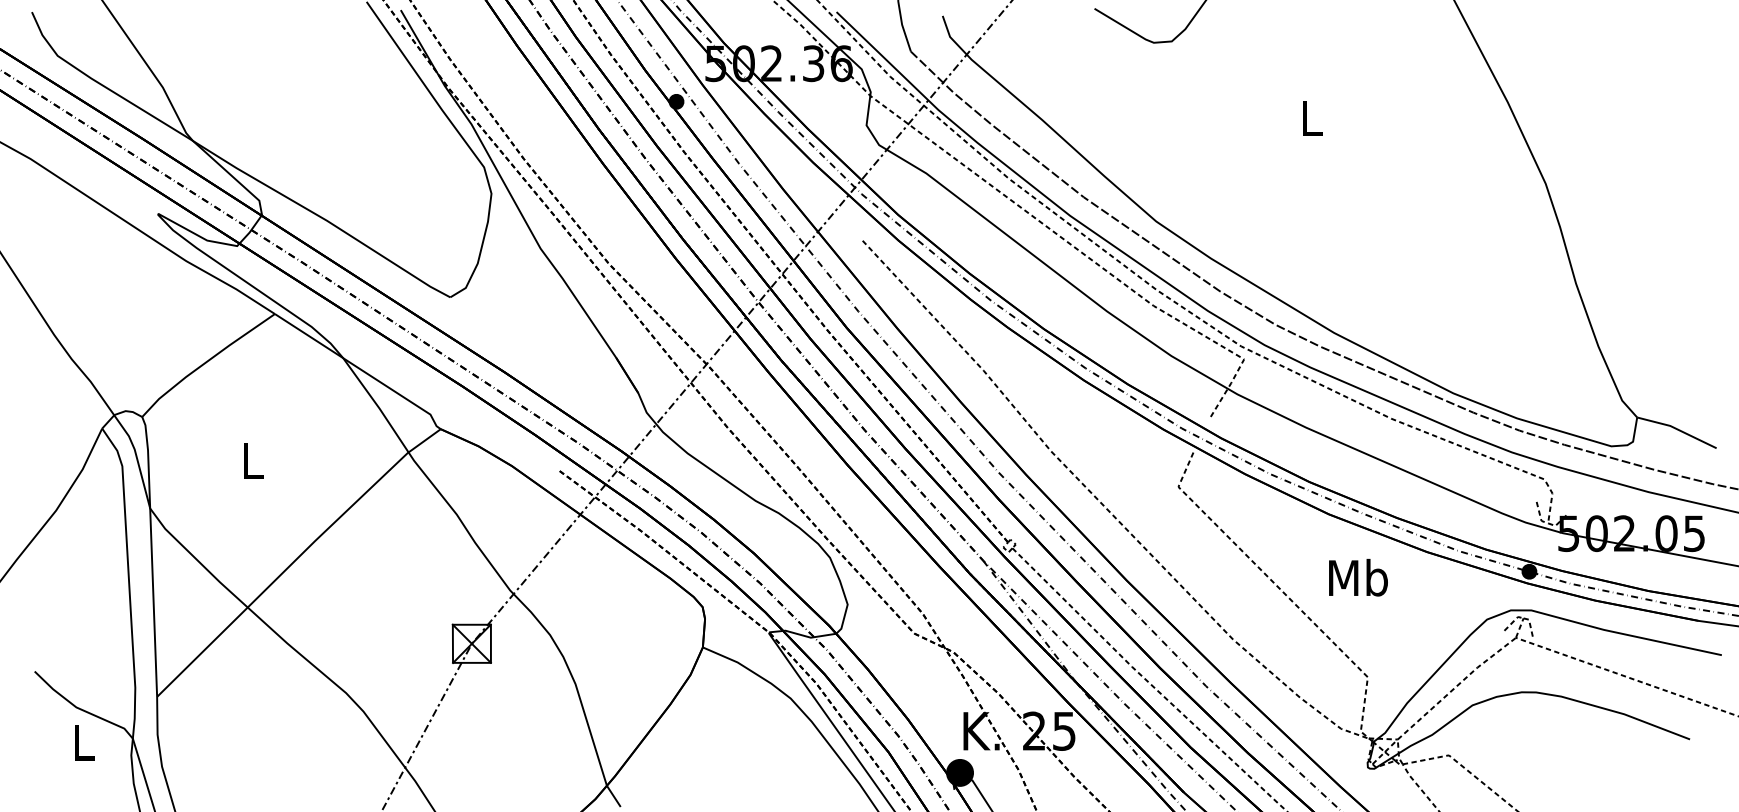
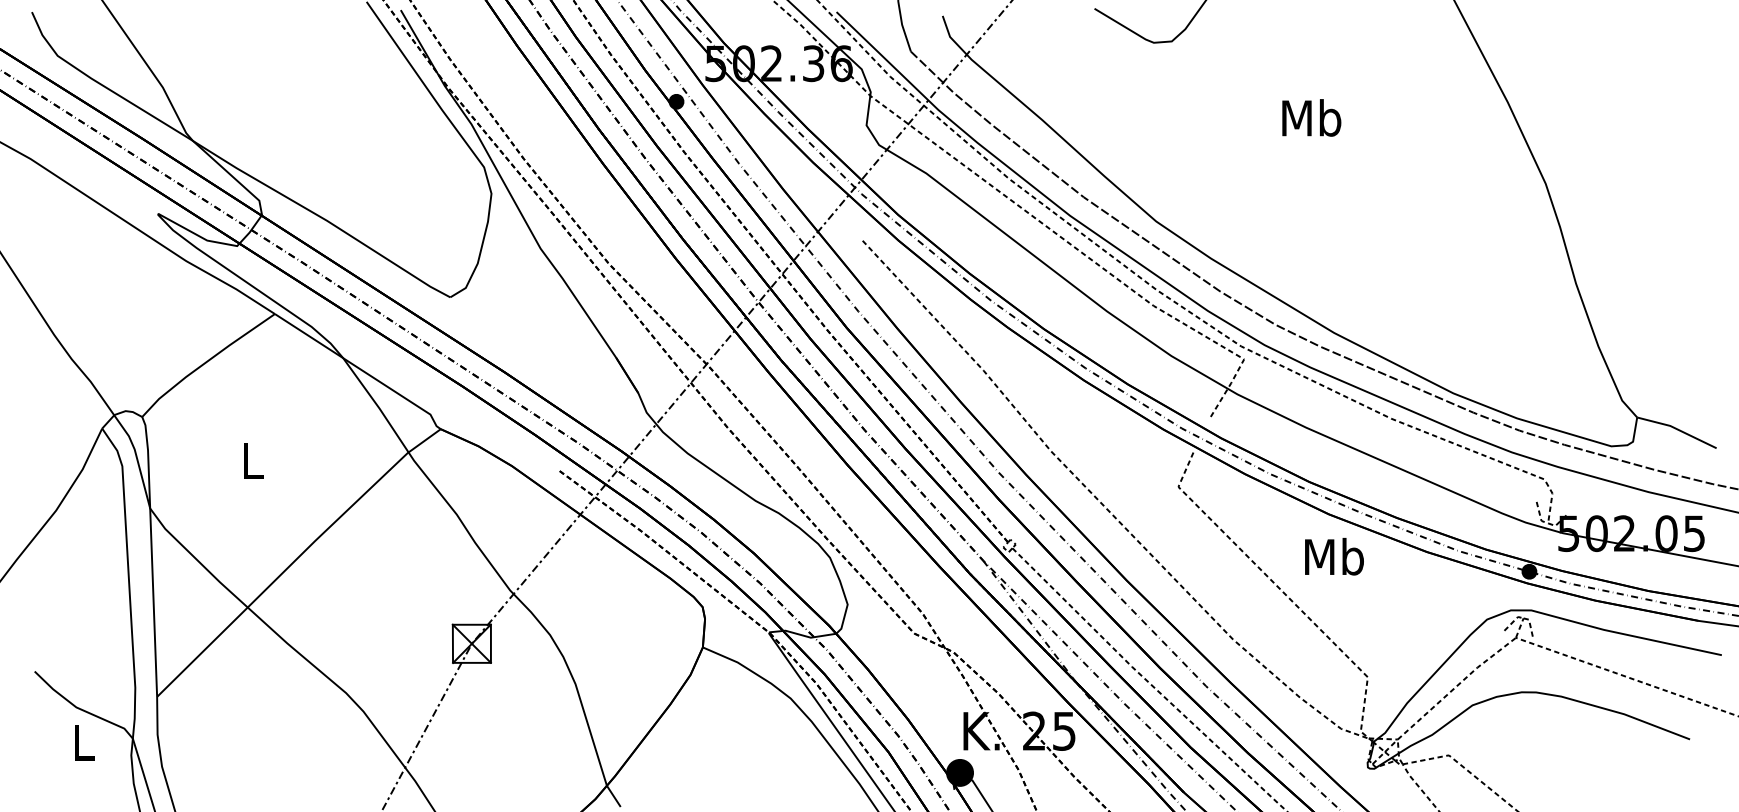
text: L -> Mb (1311, 117)
text position: (1358, 577) -> (1334, 556) (1334, 556)
